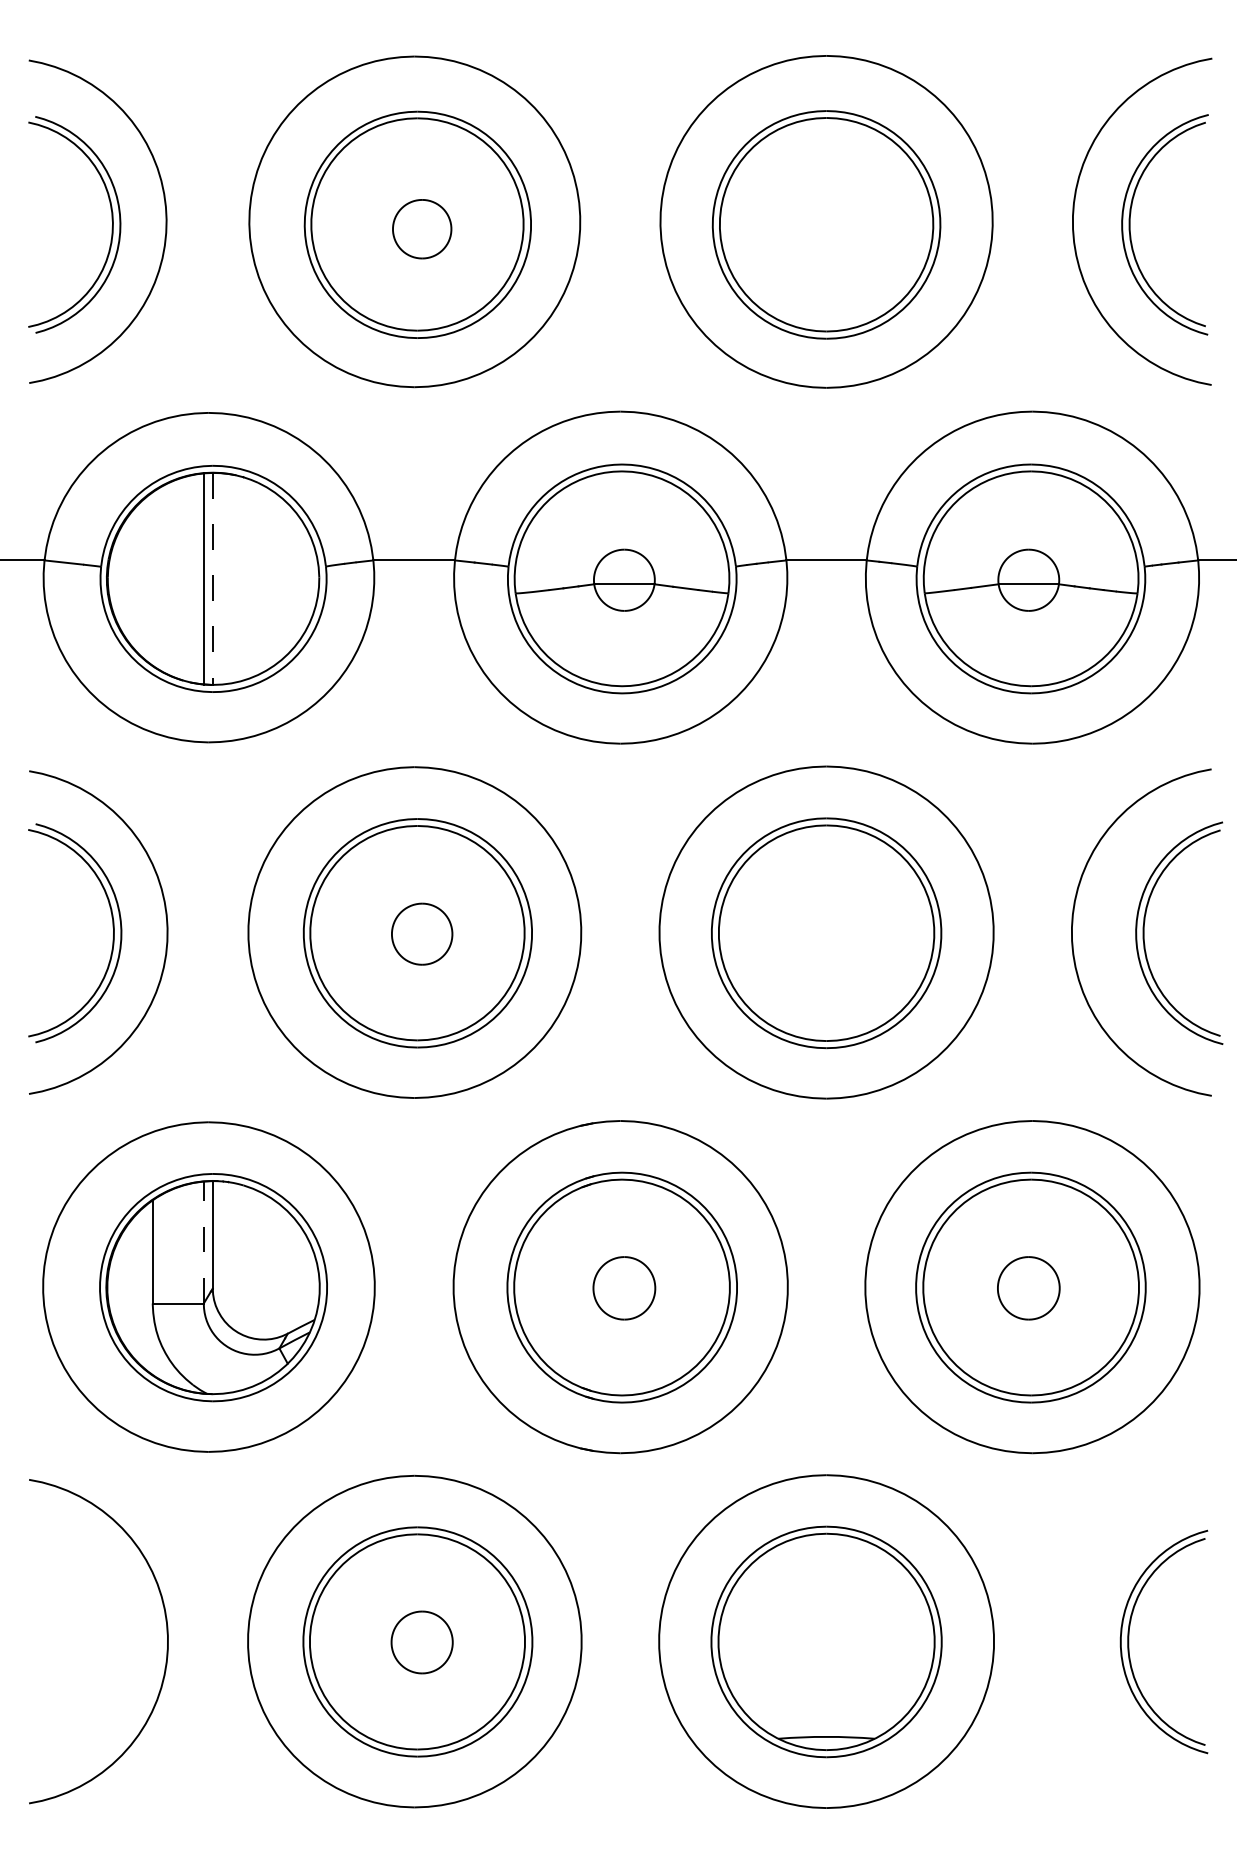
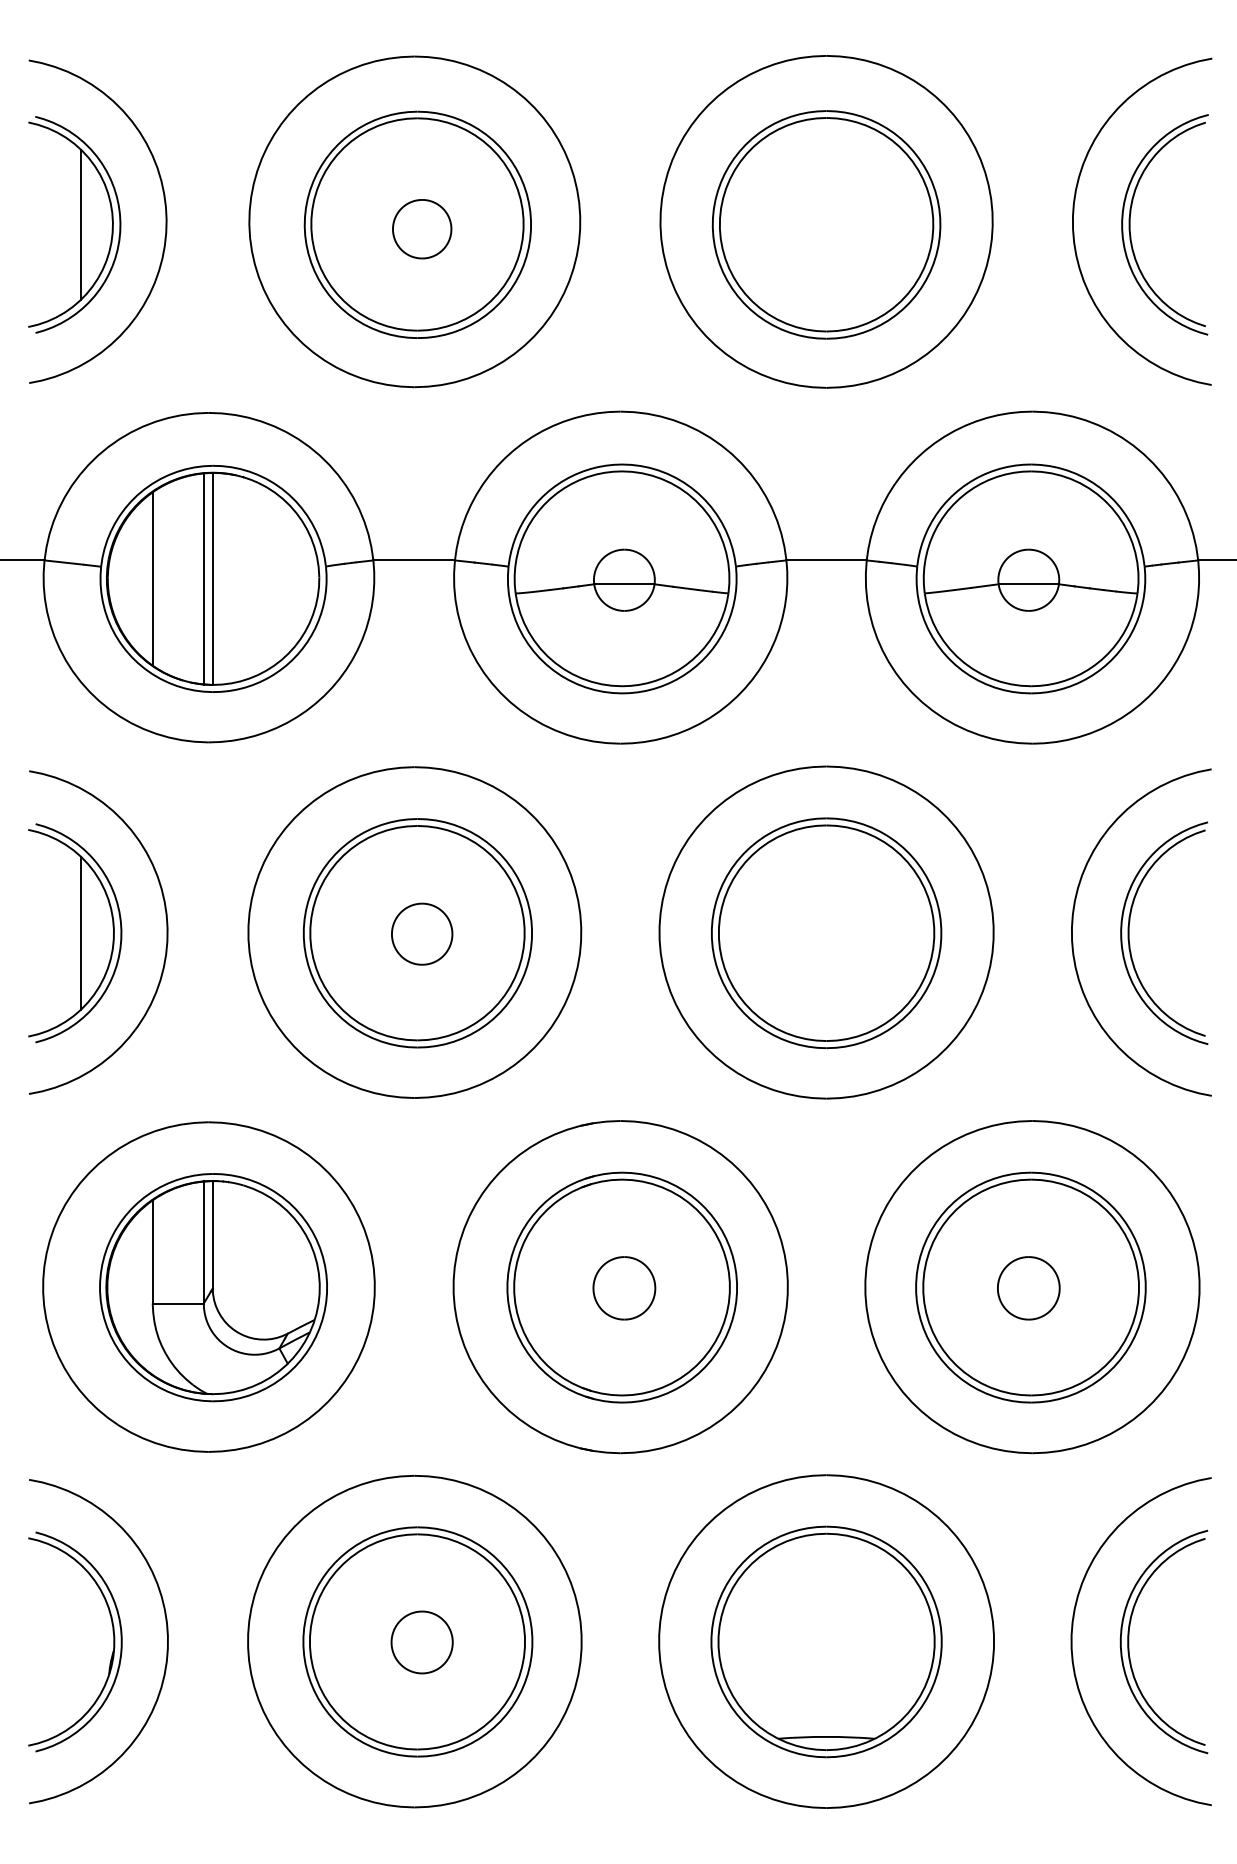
line: none -> present (81, 224)
line: none -> present (152, 578)
line: dashed -> solid (212, 578)
line: none -> present (81, 932)
part position: (1144, 932) -> (1129, 932) (1129, 932)
line: dashed -> solid (203, 1241)
part: none -> present (113, 1641)
curve: none -> present (1072, 1641)
